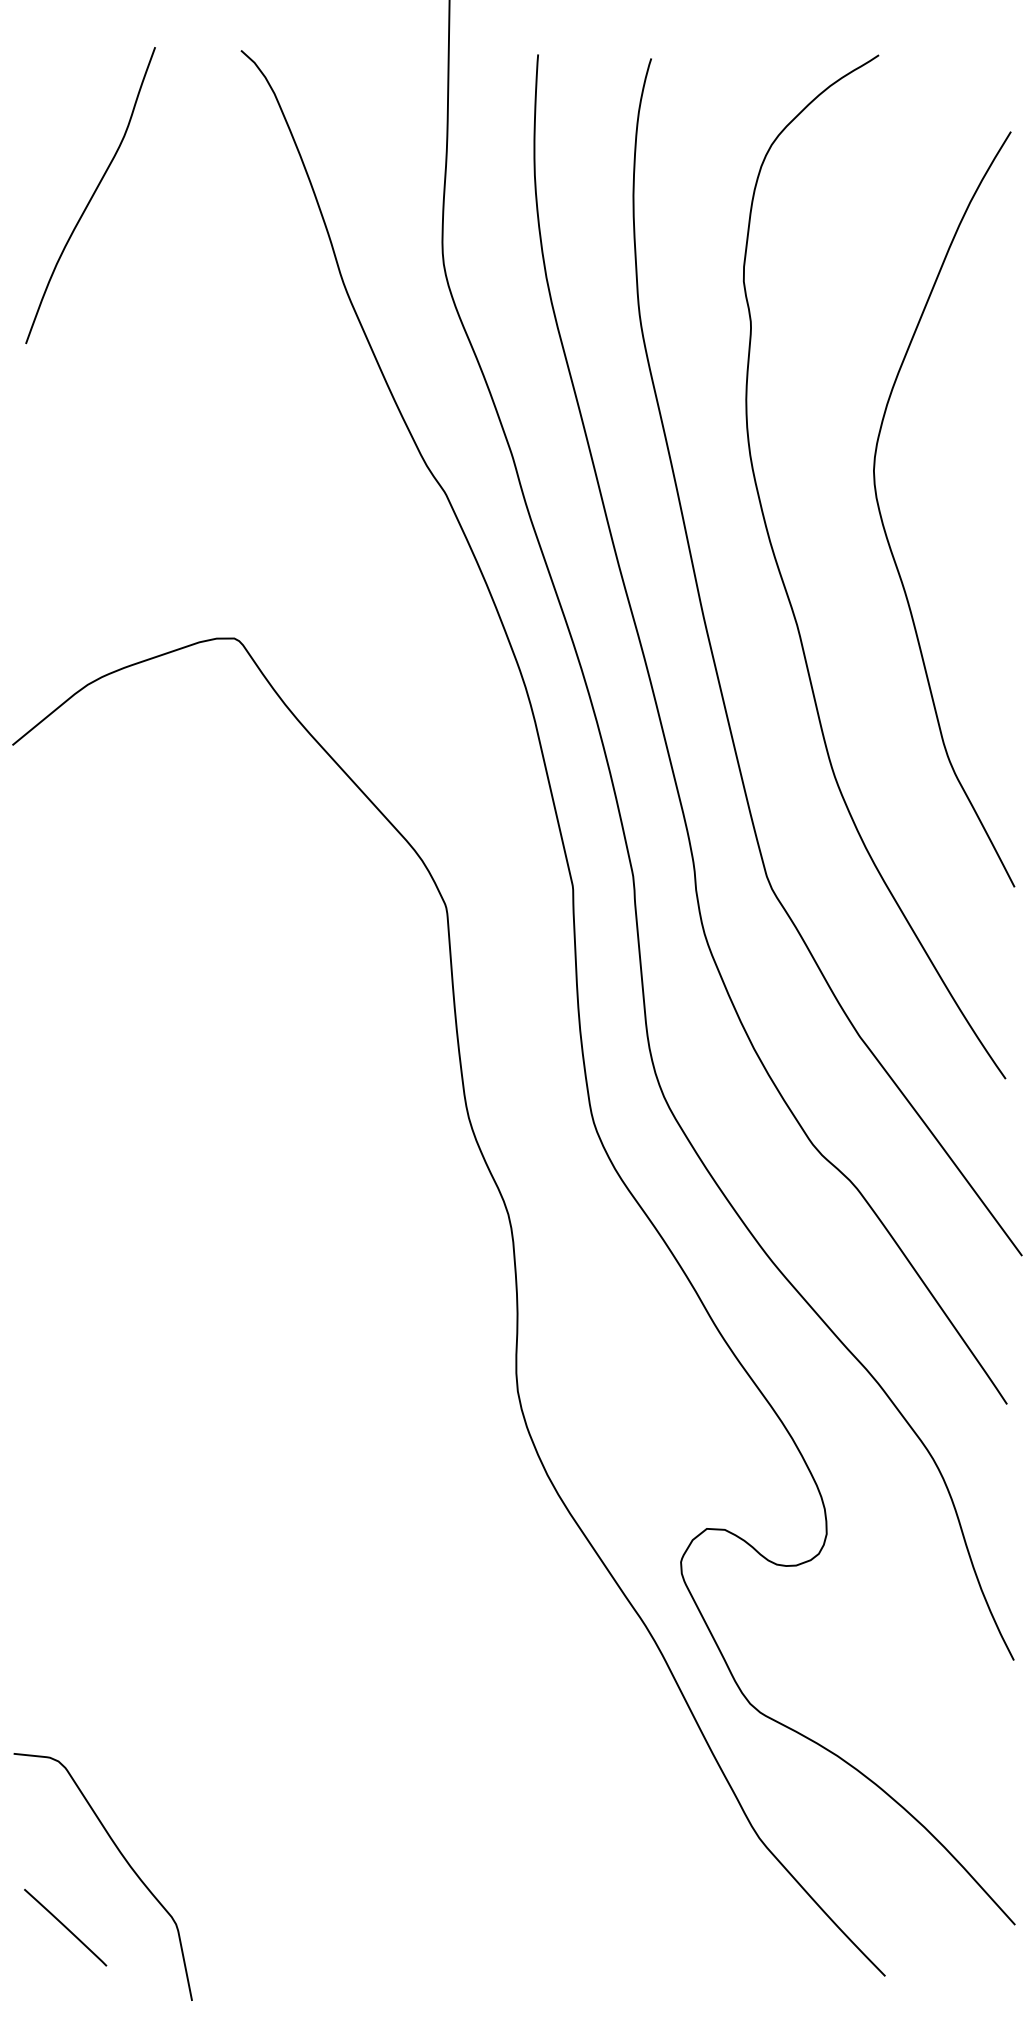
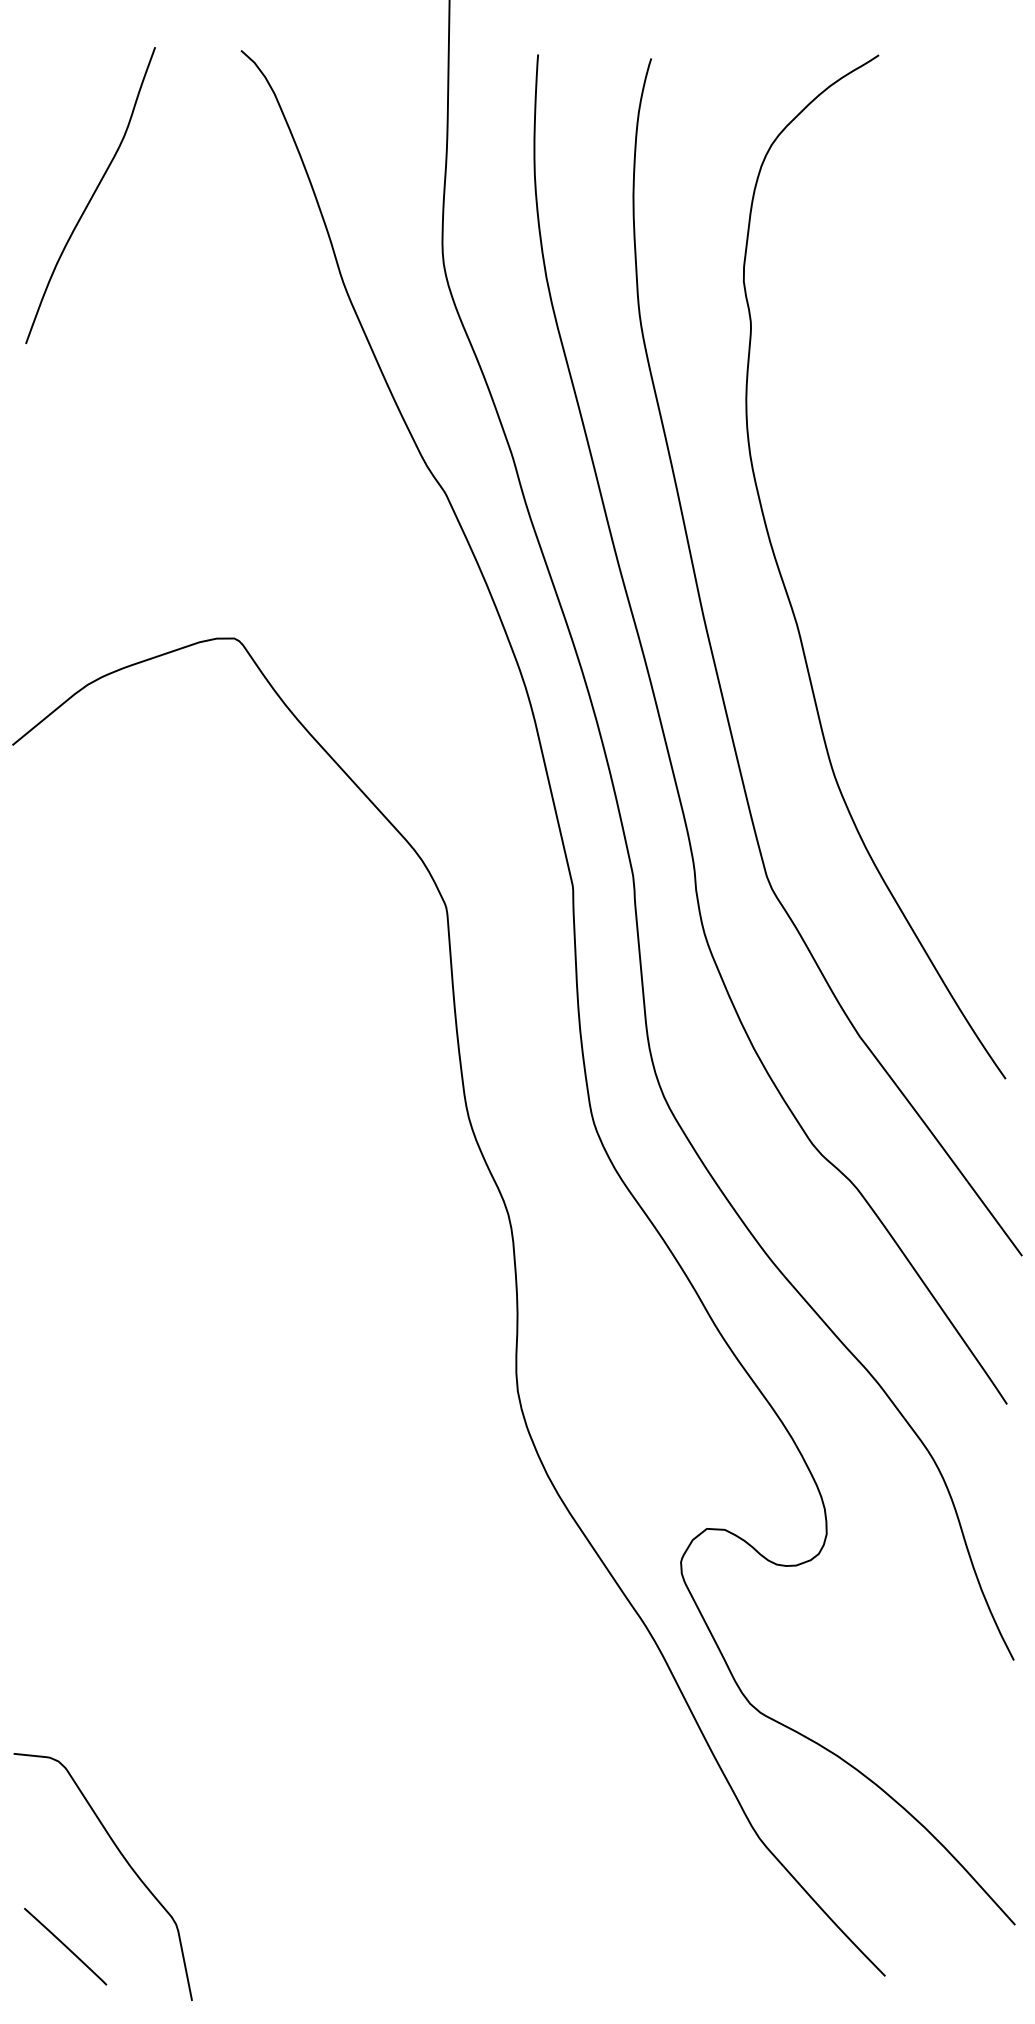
curve: present -> none (884, 525)
line position: (65, 1927) -> (65, 1946) (65, 1946)
